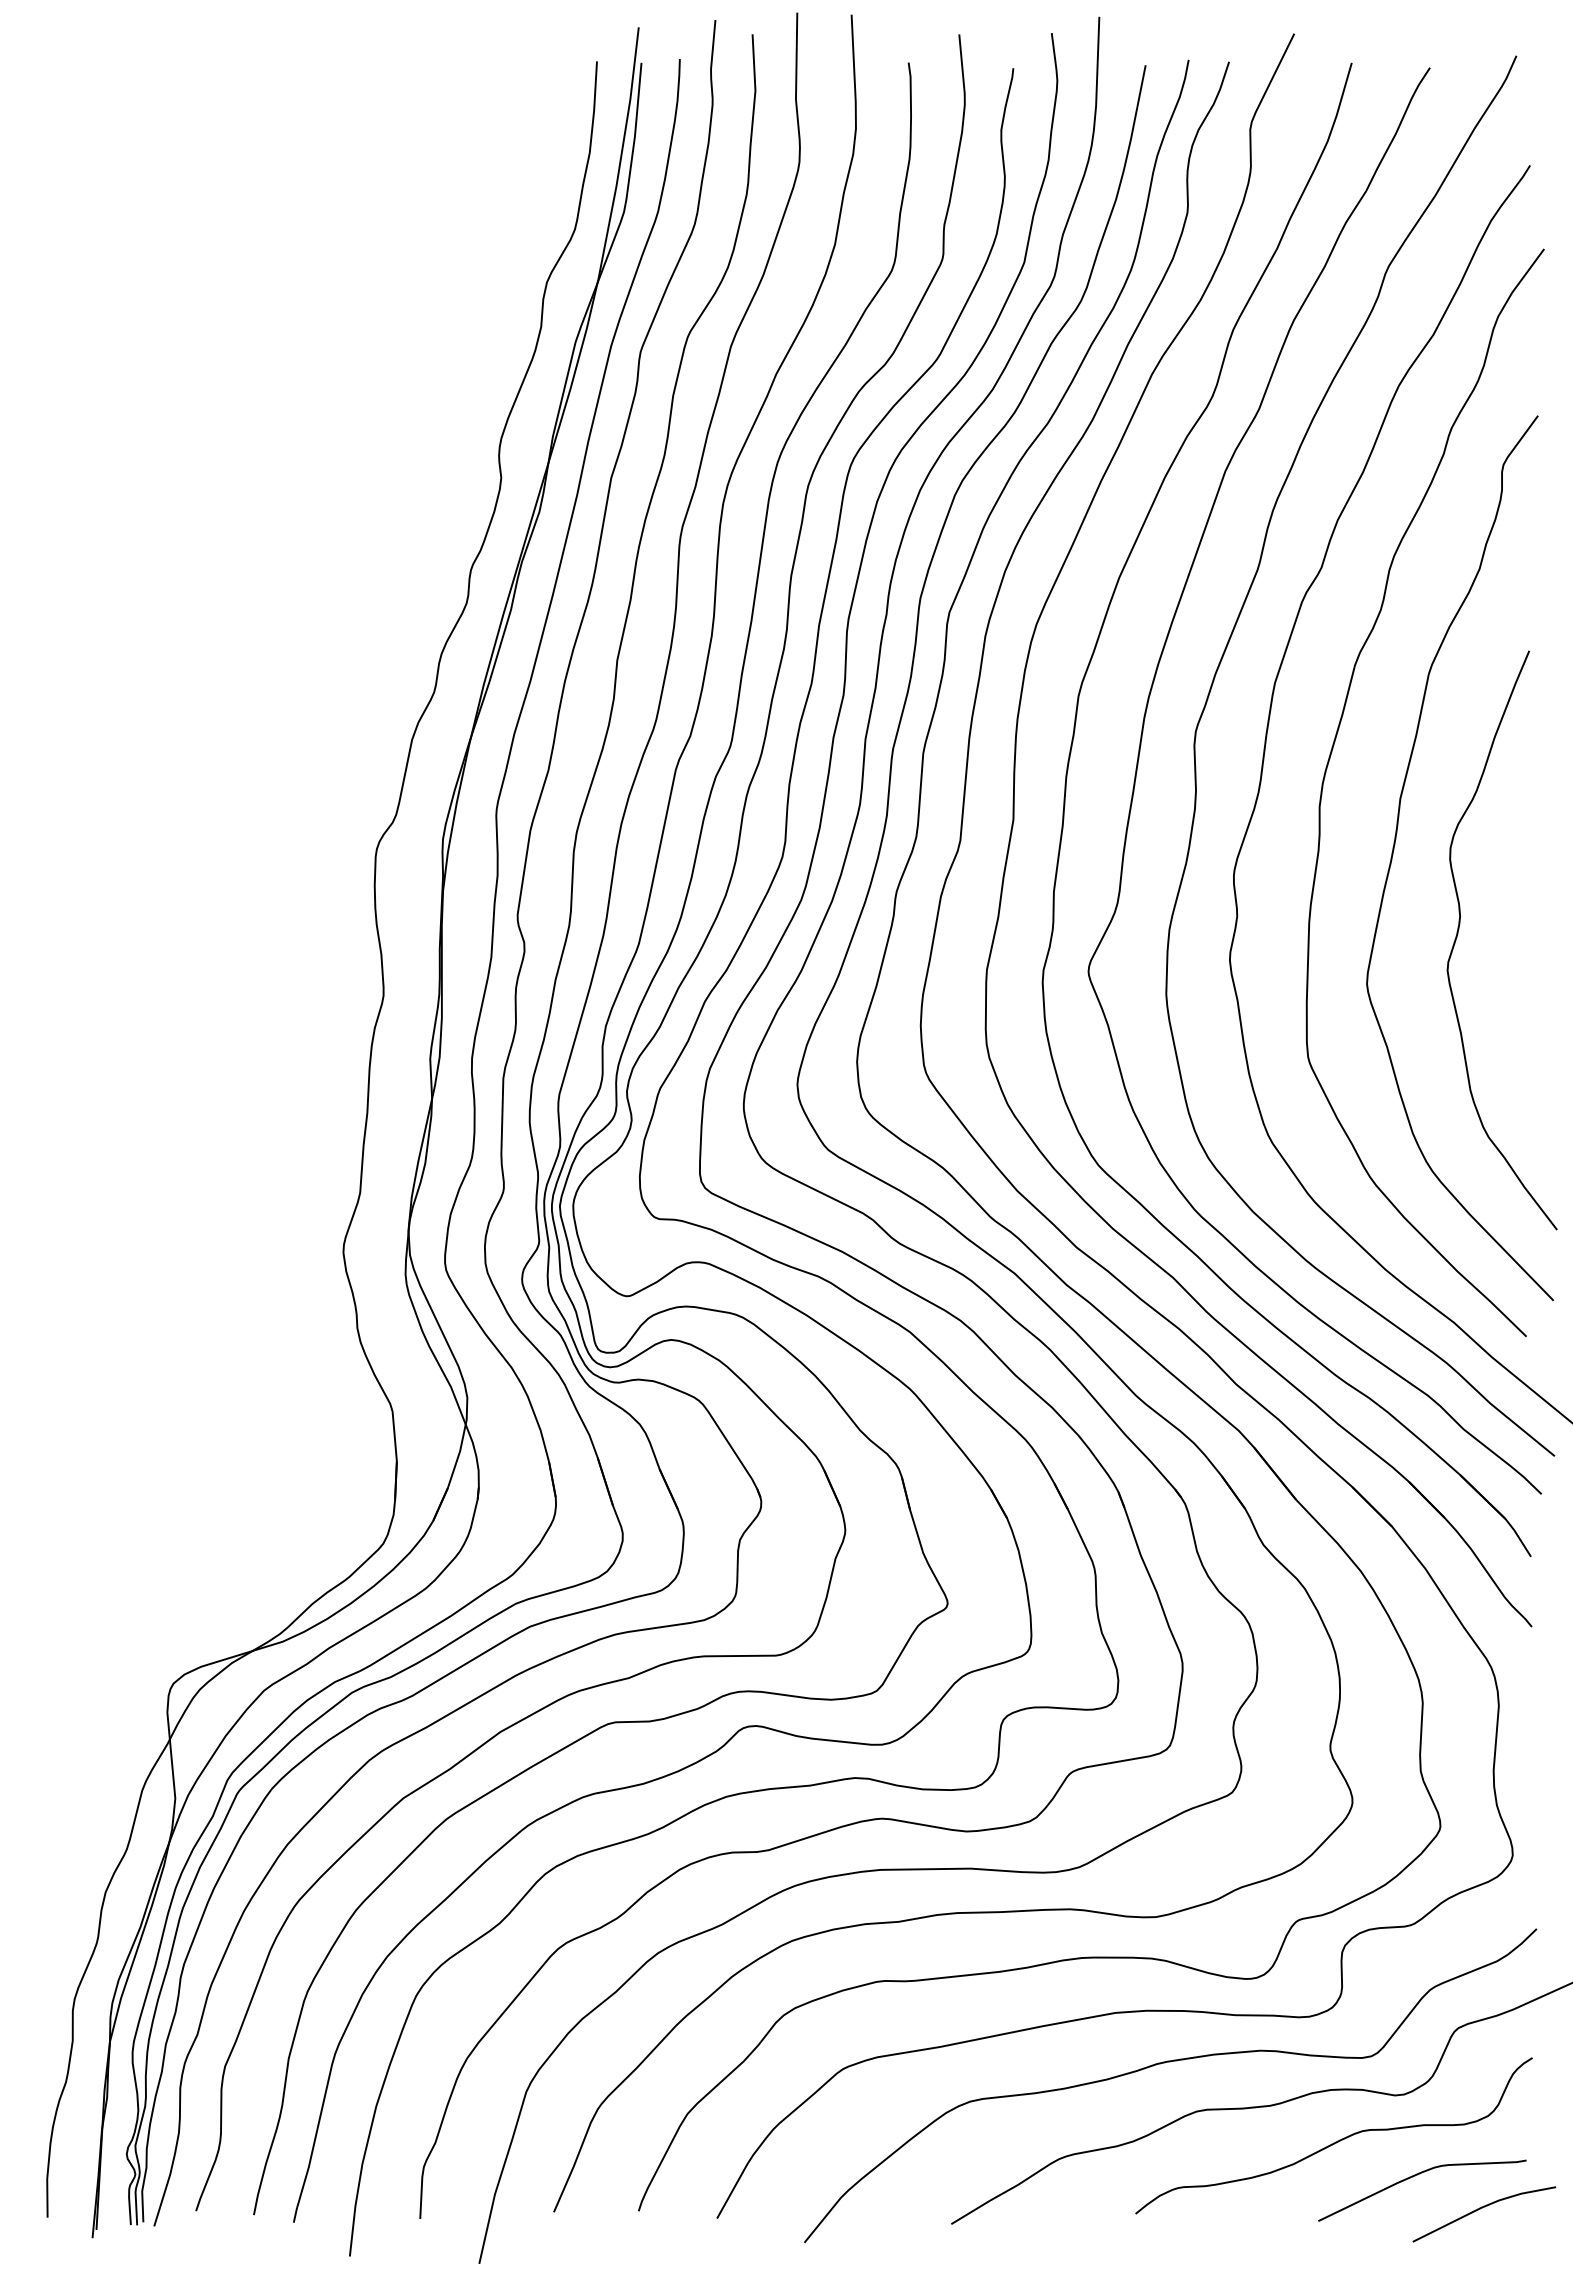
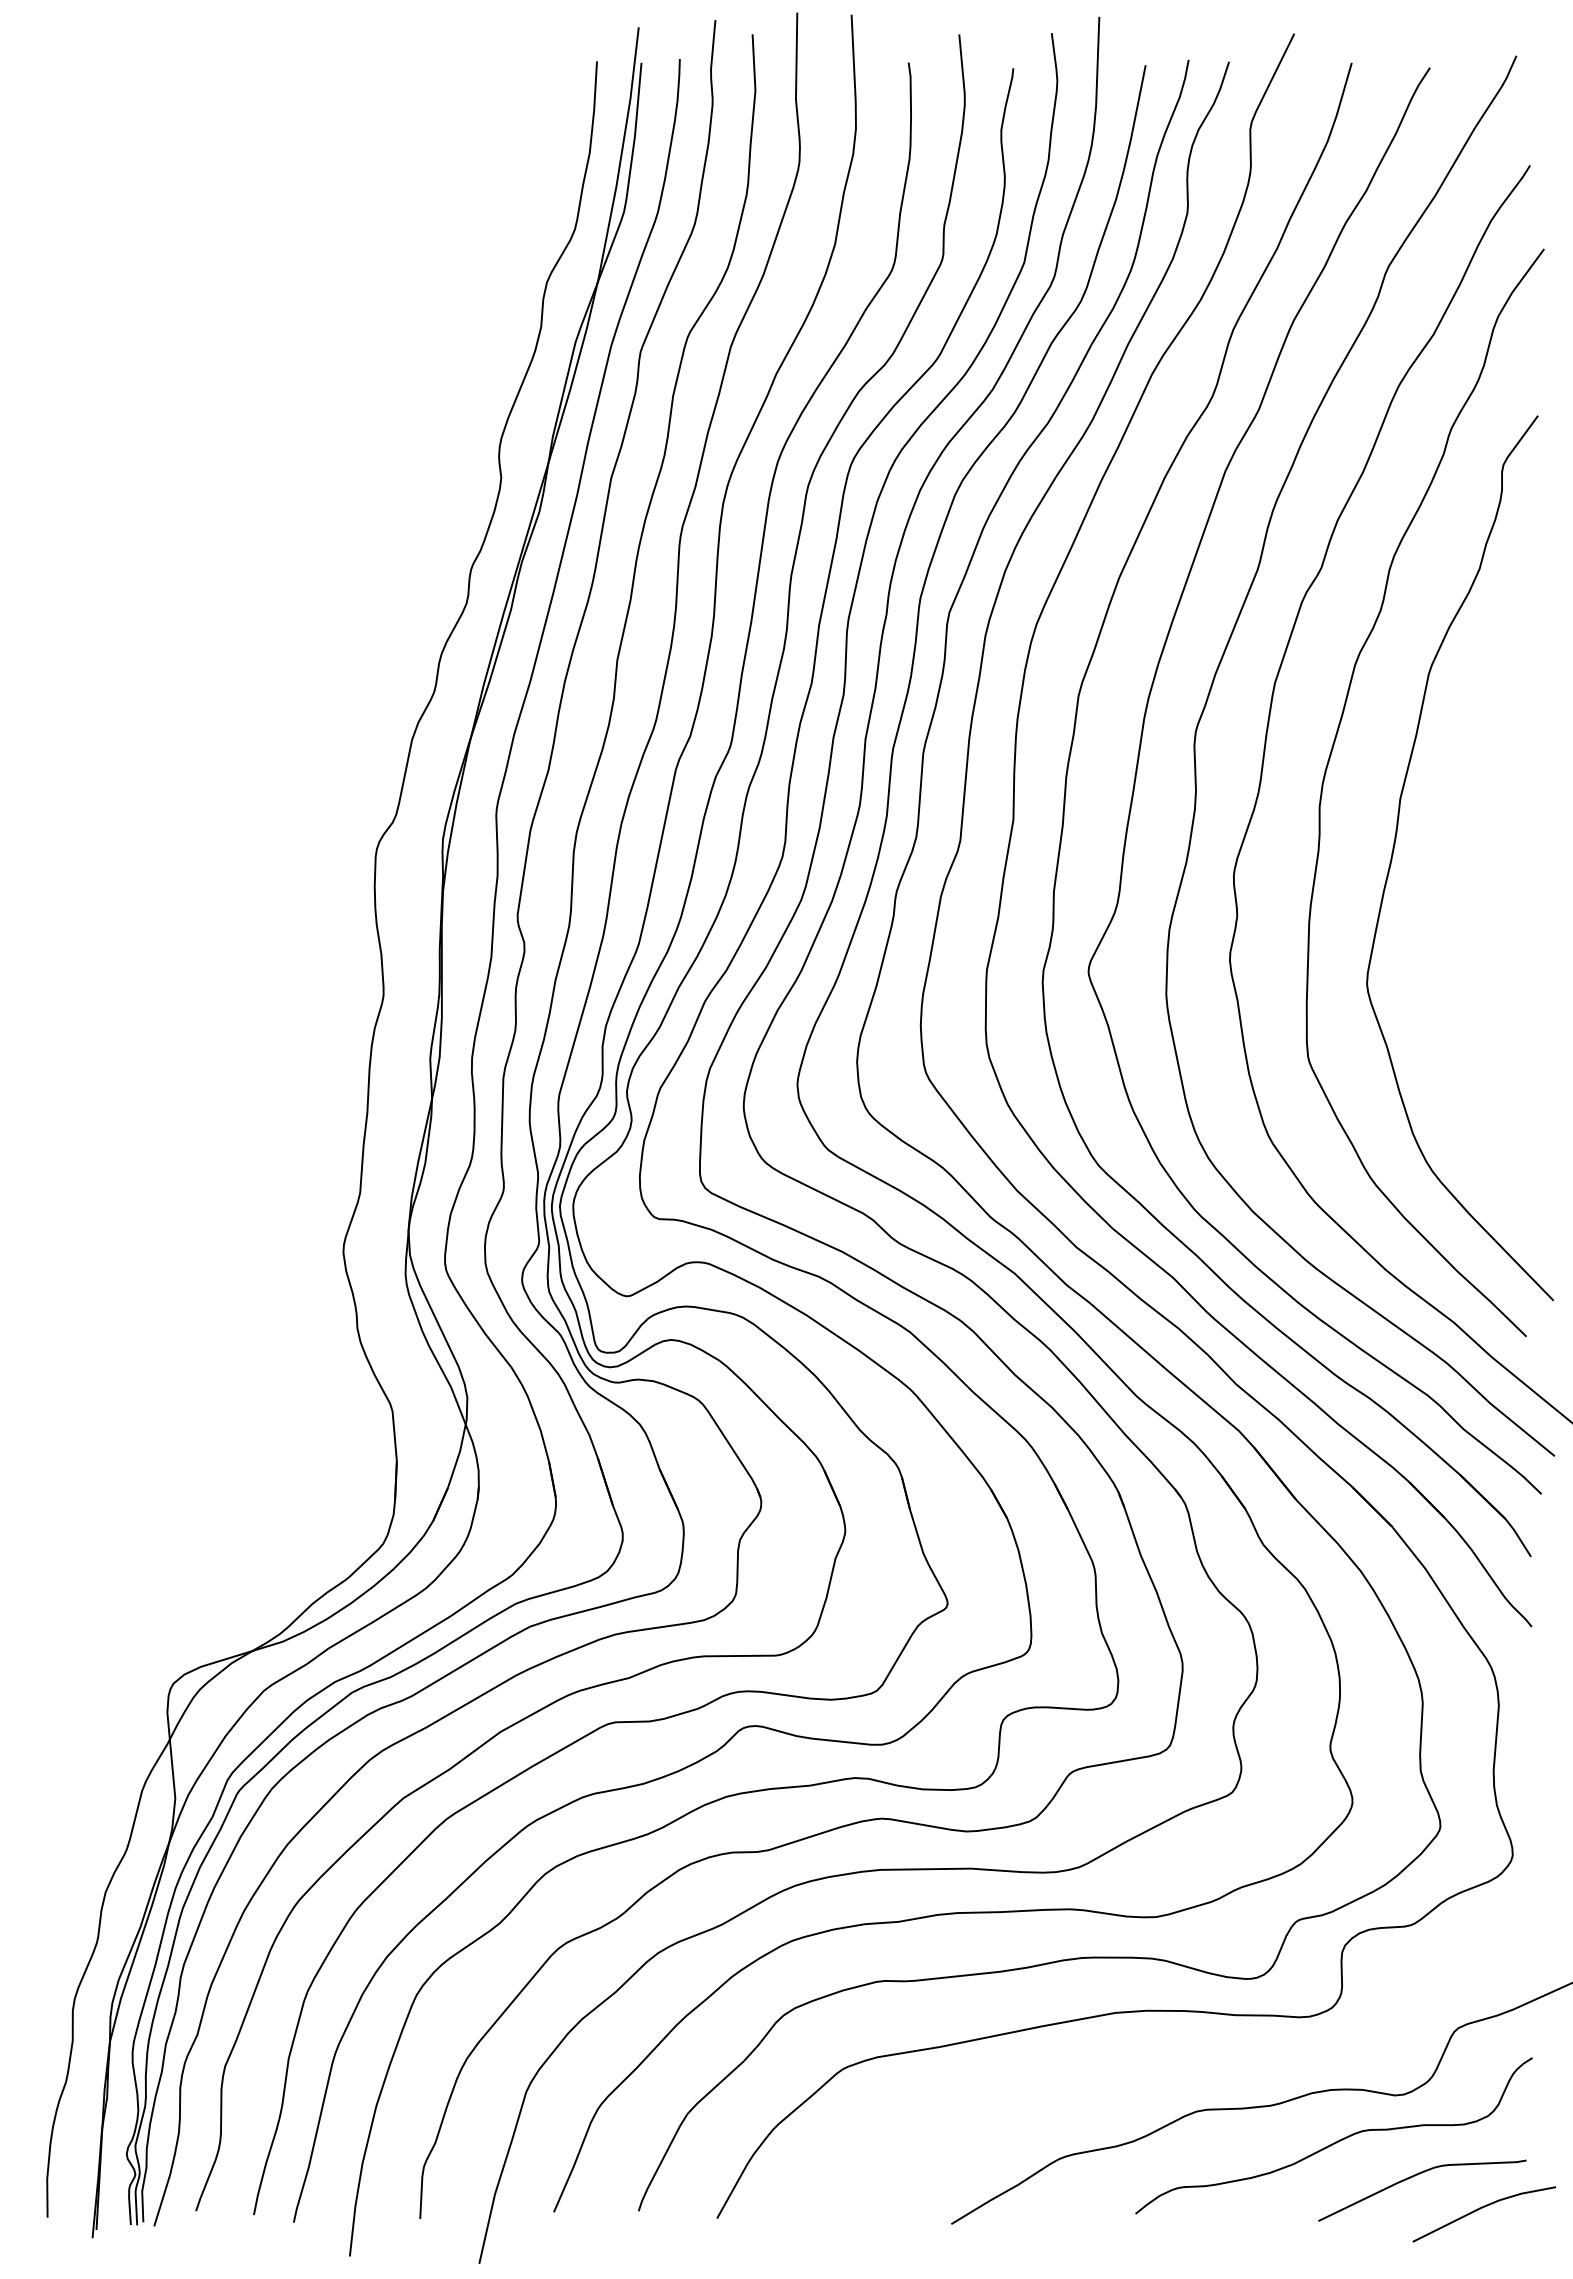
curve: present -> none (1459, 929)
curve: present -> none (1165, 2063)
